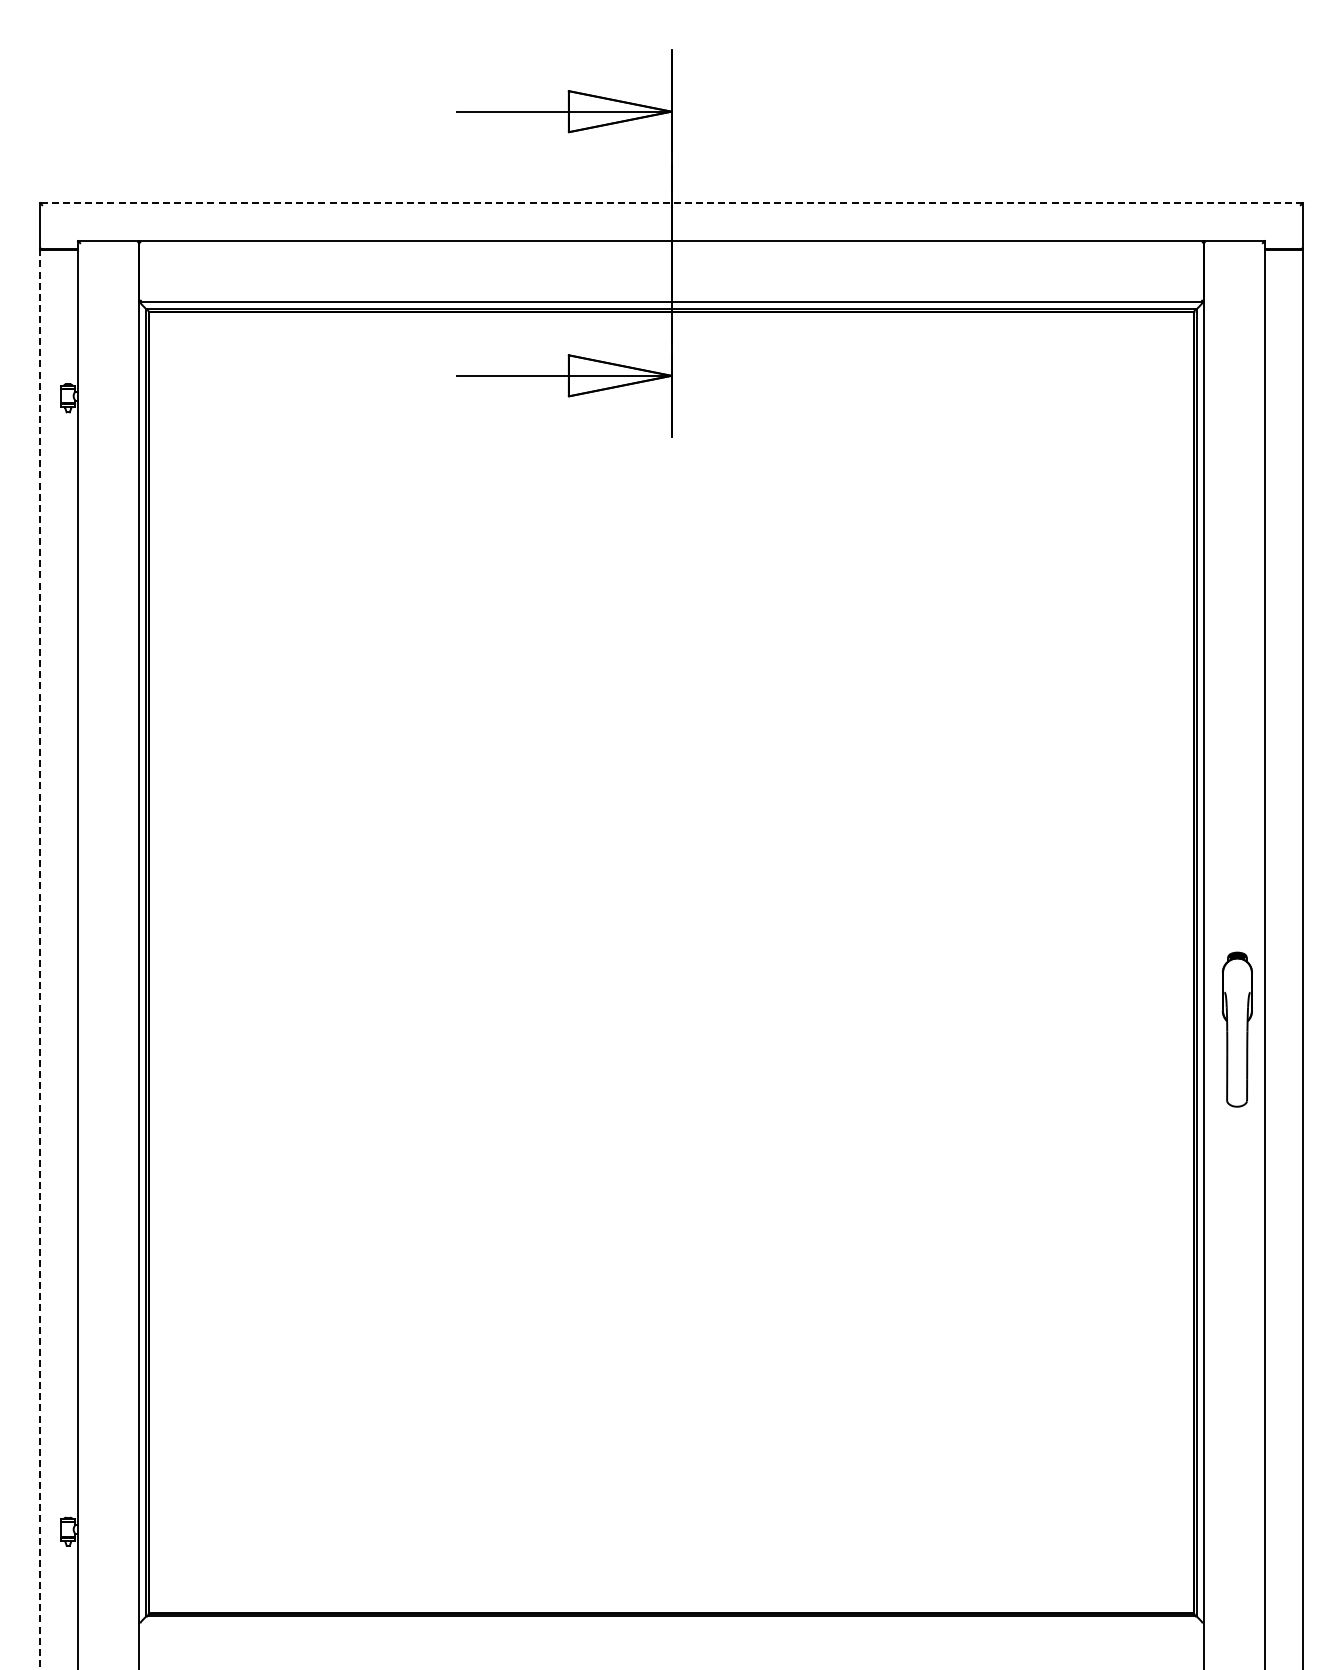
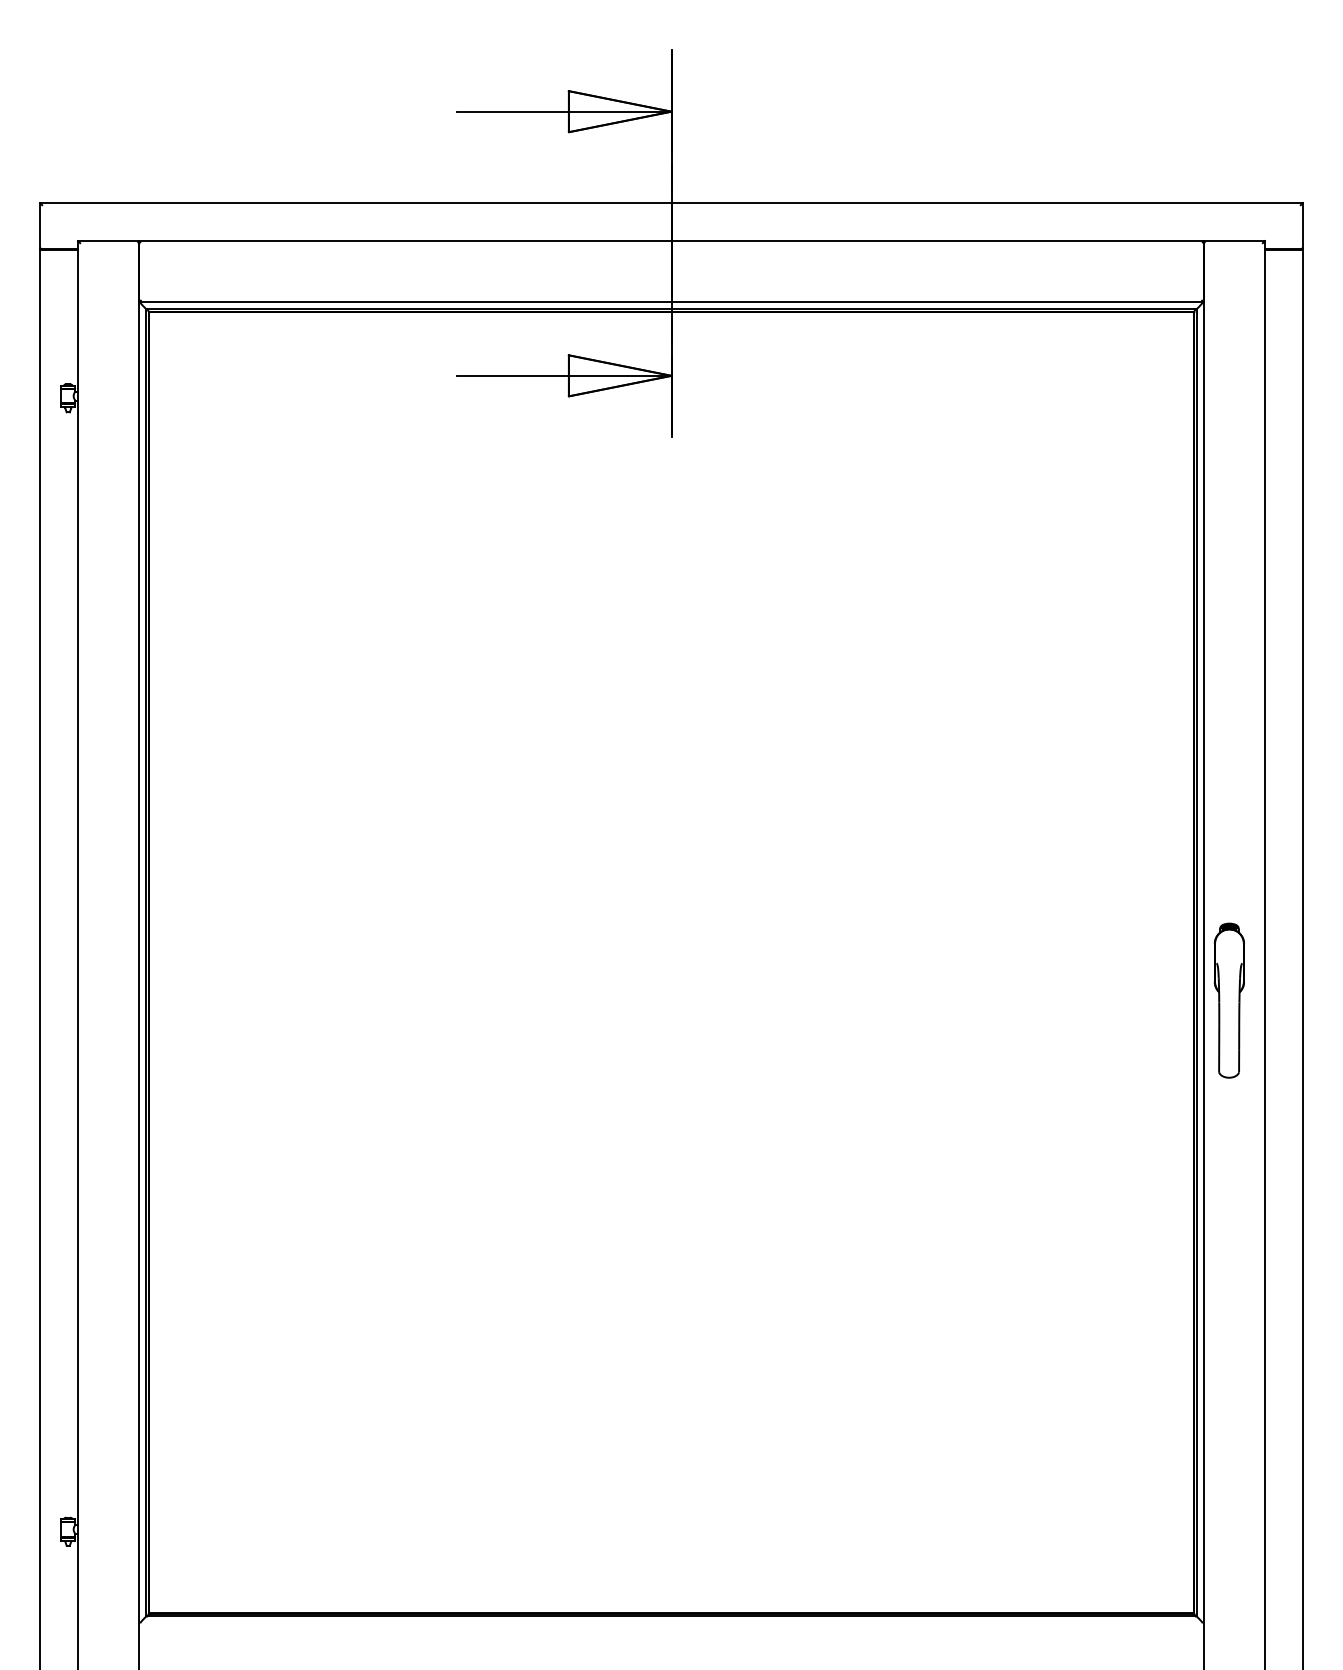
line: dashed -> solid (670, 203)
line: dashed -> solid (40, 959)
part position: (1236, 1029) -> (1228, 1000) (1228, 1000)
